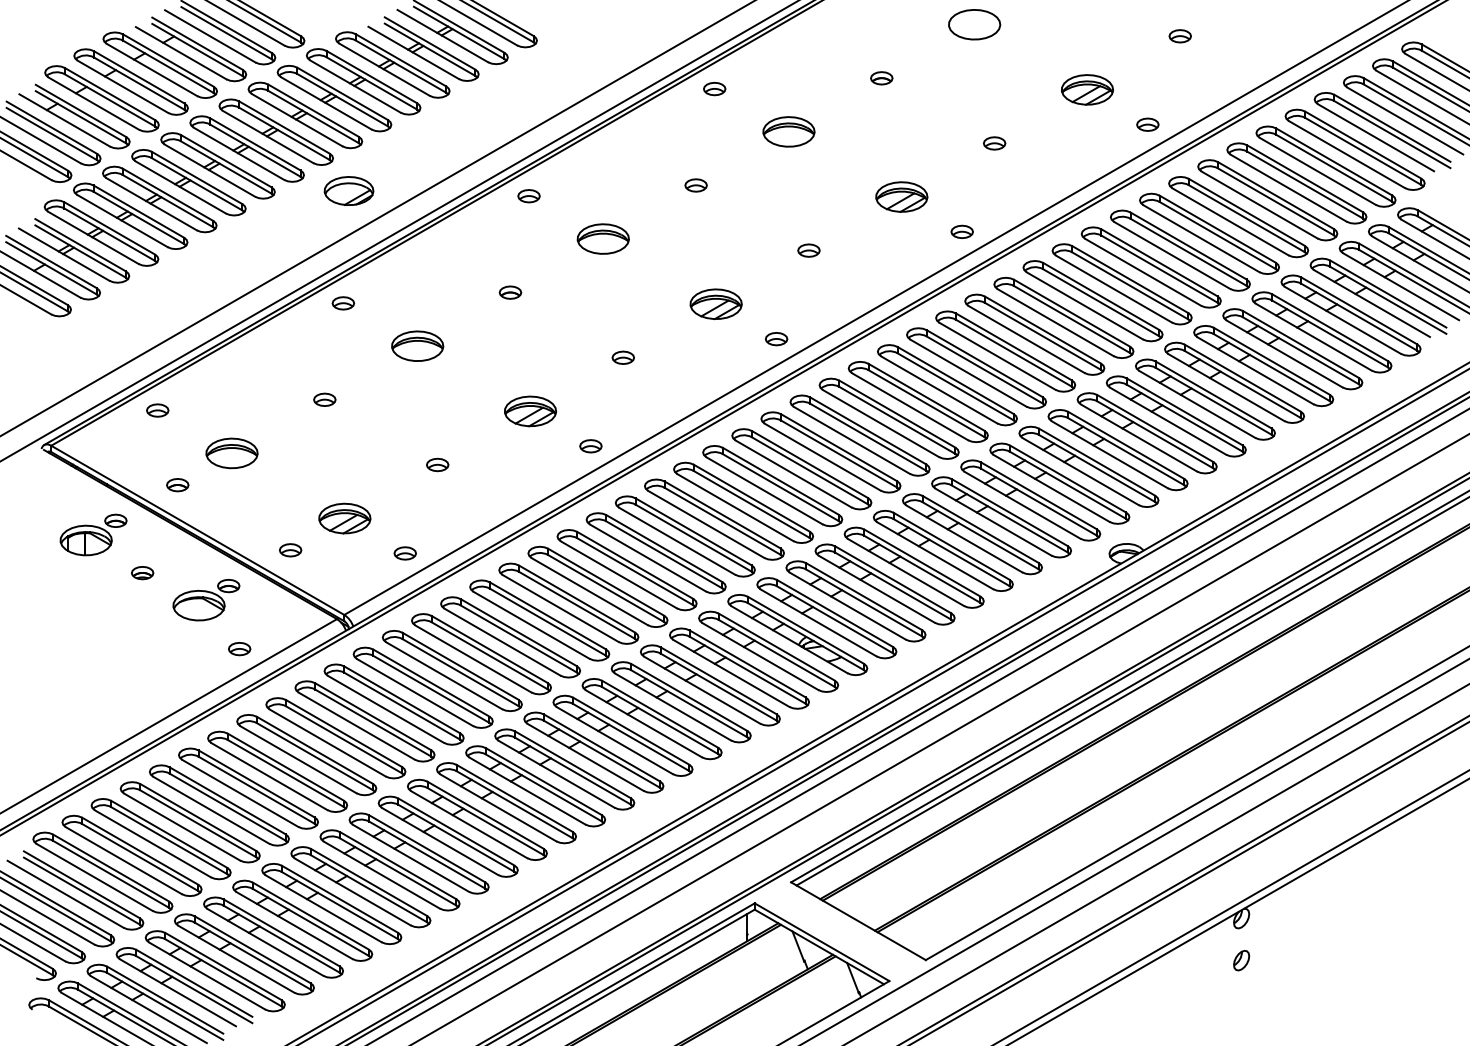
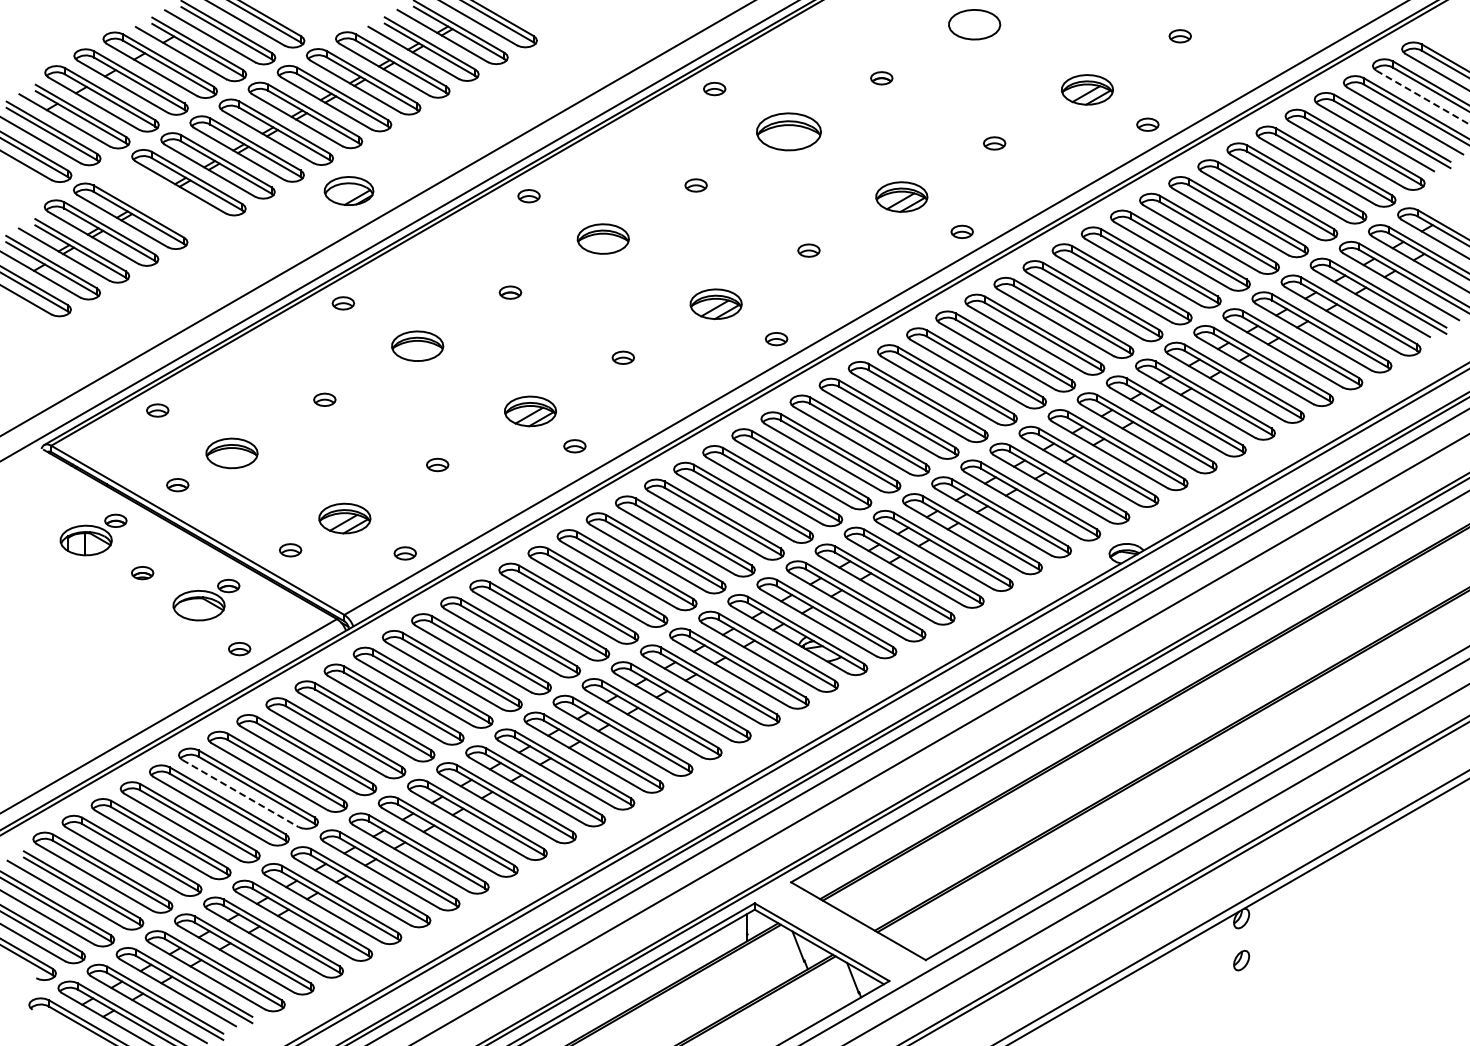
line: solid -> dashed (1423, 97)
part size: 54x32 px -> 66x40 px (788, 131)
part: present -> none (159, 199)
part position: (590, 446) -> (574, 446) (574, 446)
line: present -> none (1131, 691)
line: solid -> dashed (240, 793)
